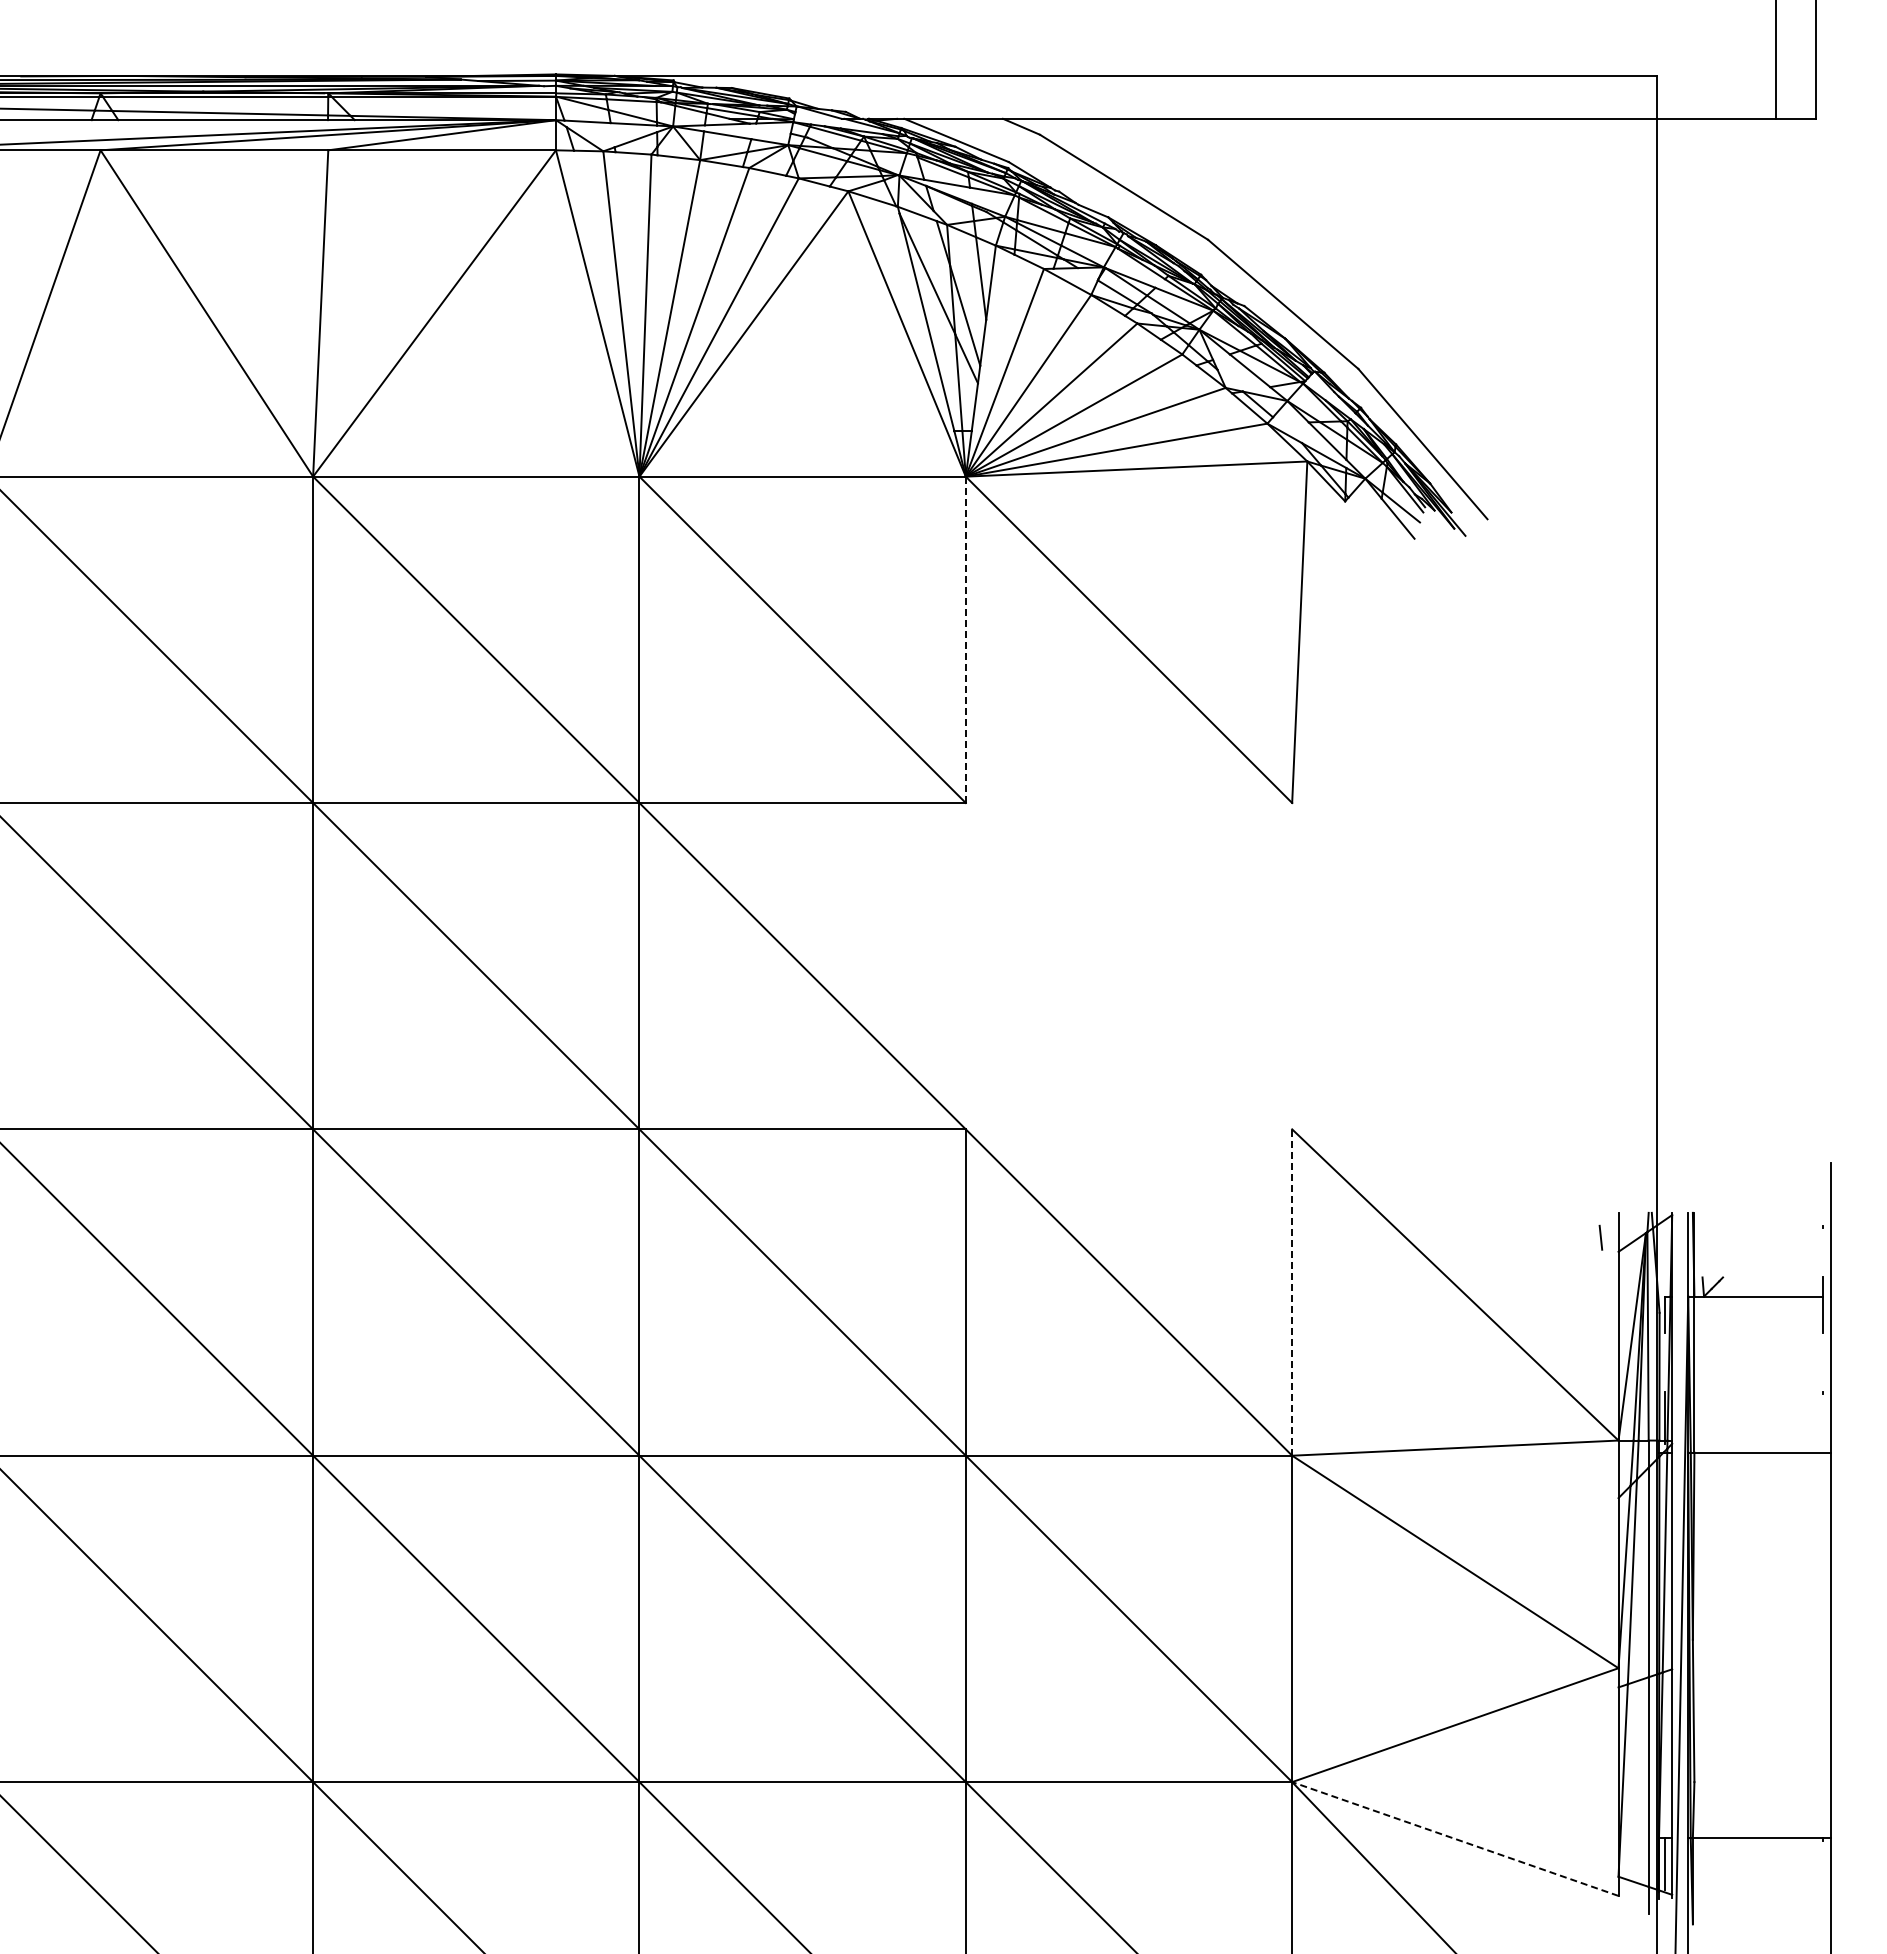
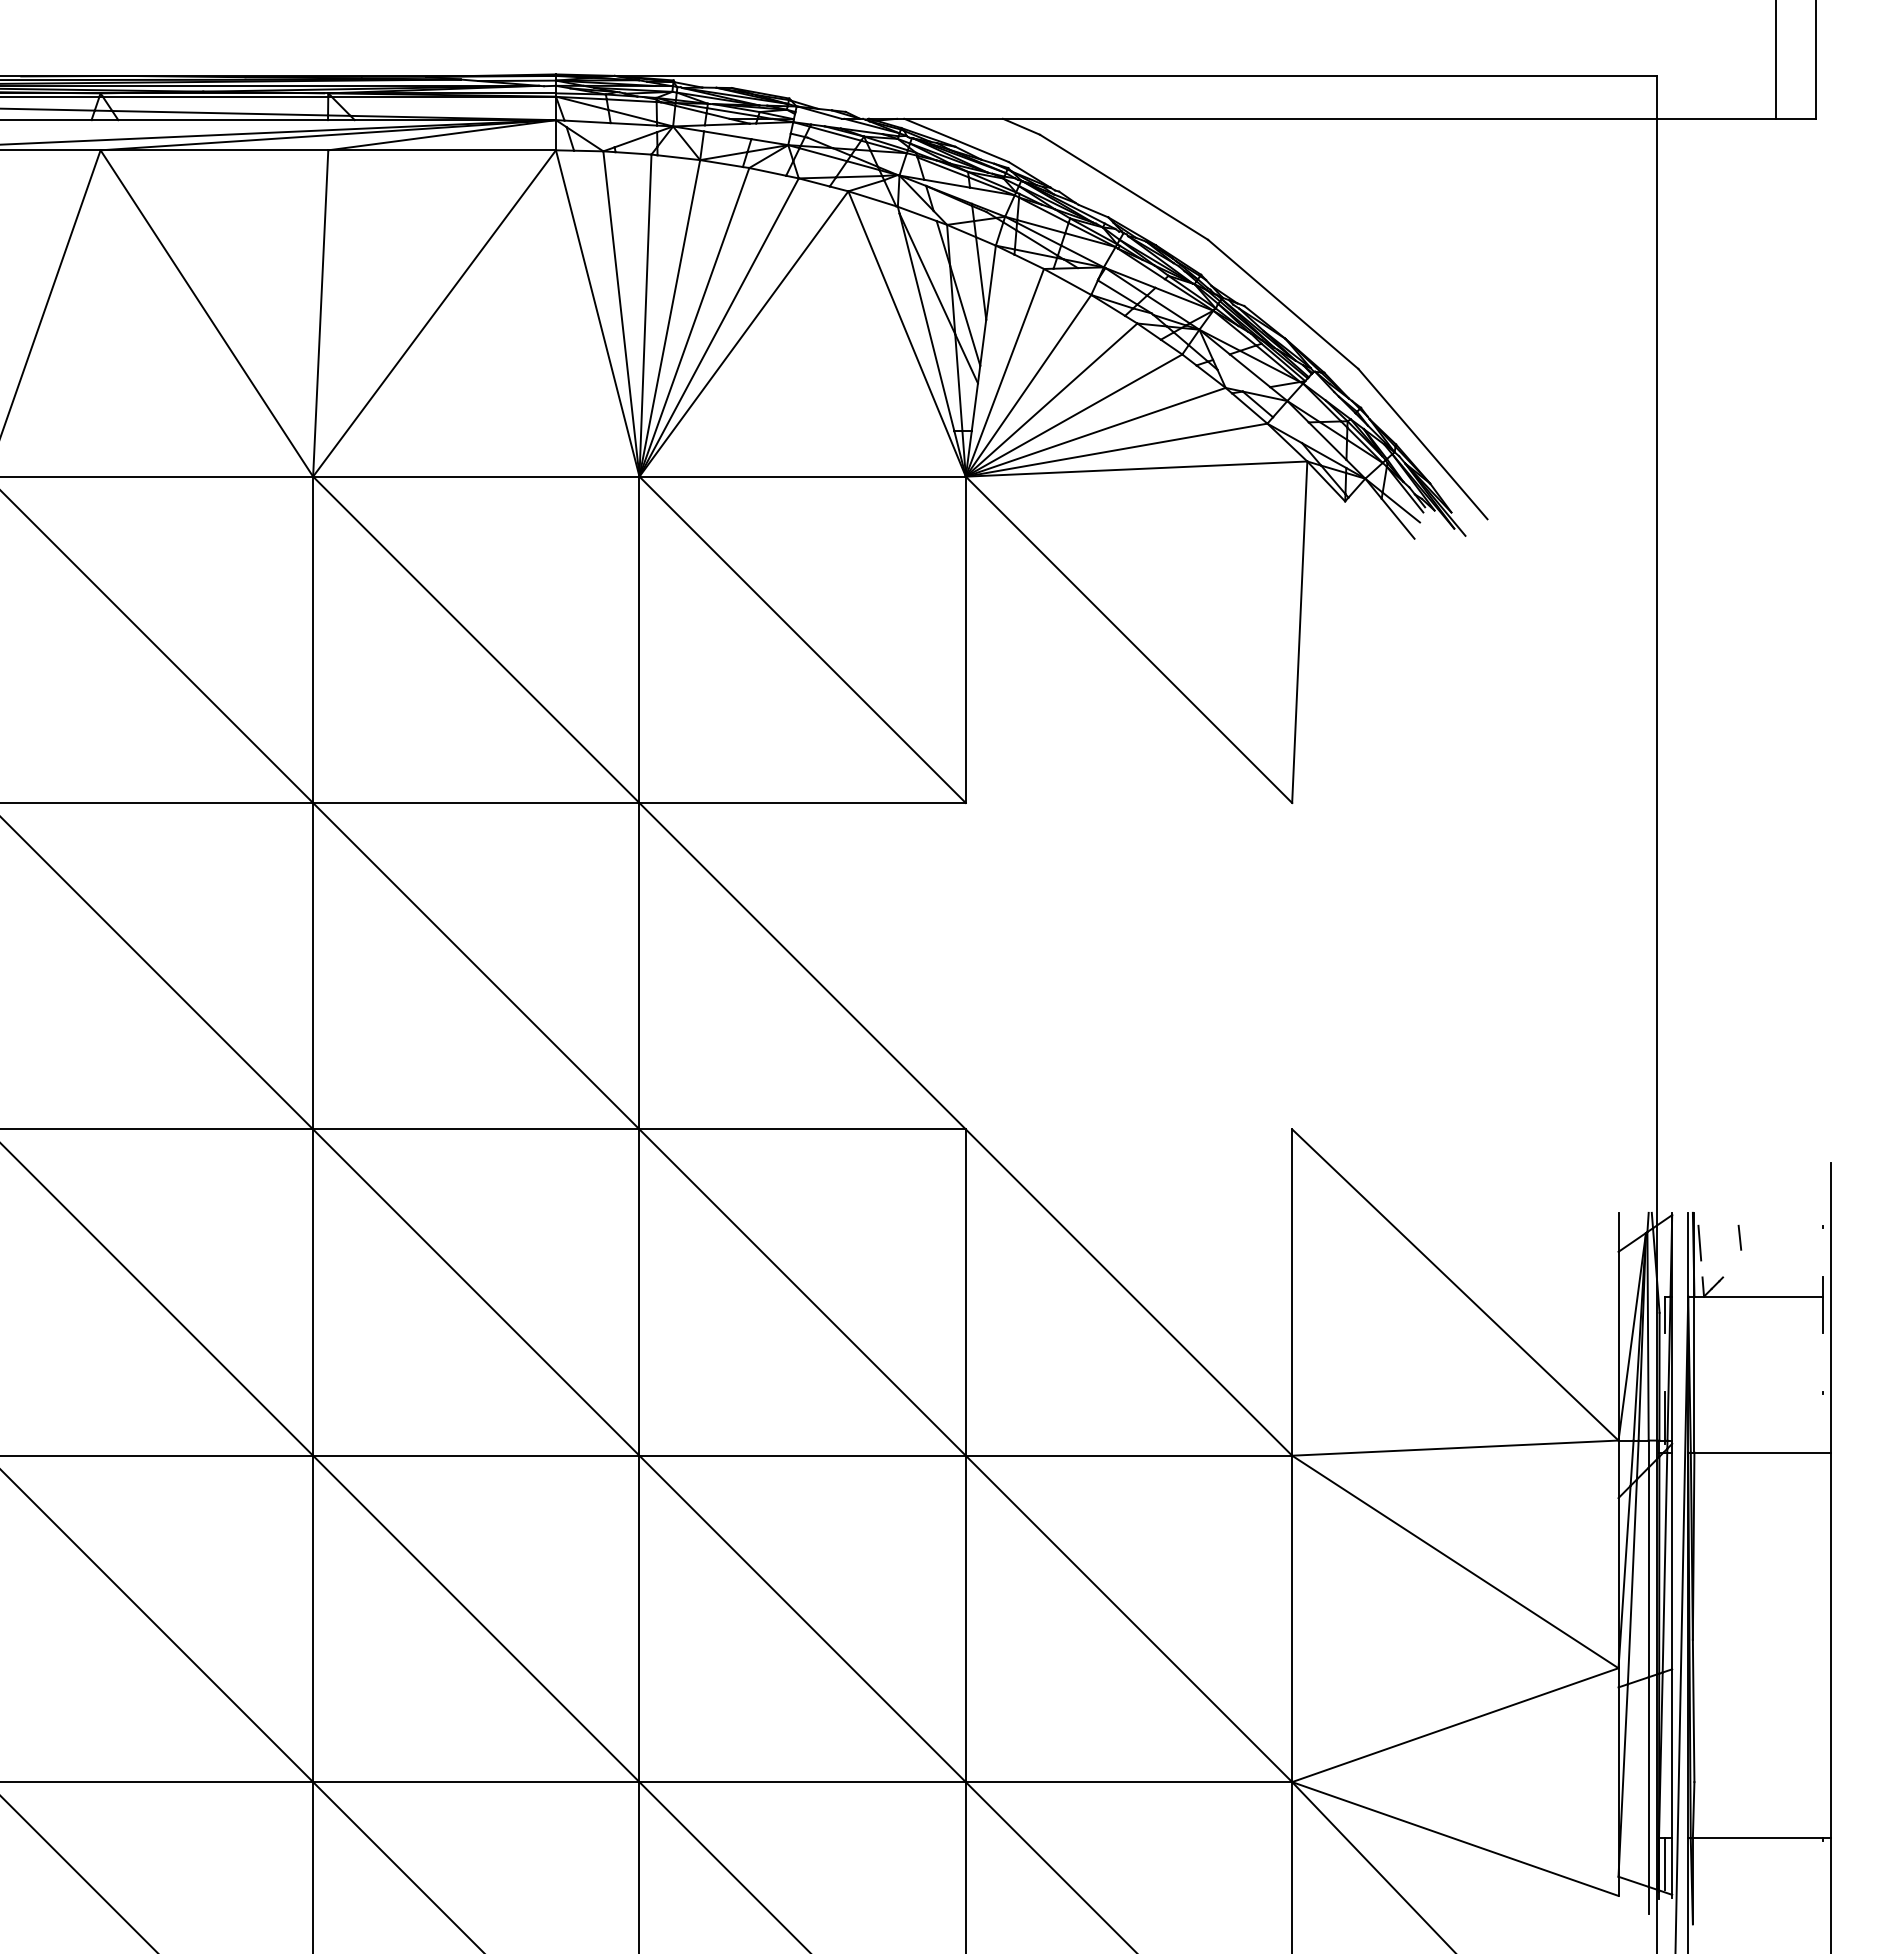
line: dashed -> solid (965, 639)
line position: (1600, 1237) -> (1739, 1237) (1739, 1237)
line: none -> present (1699, 1242)
line: dashed -> solid (1292, 1292)
line: dashed -> solid (1455, 1839)
